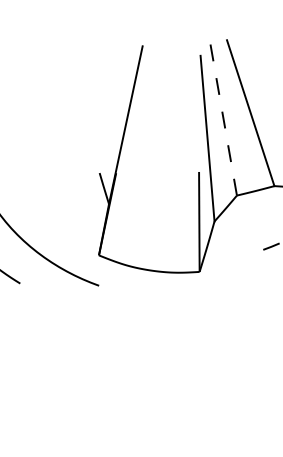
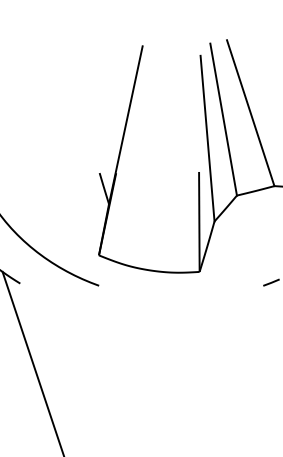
line: dashed -> solid (223, 119)
line position: (271, 246) -> (271, 282) (271, 282)
line: none -> present (32, 362)
